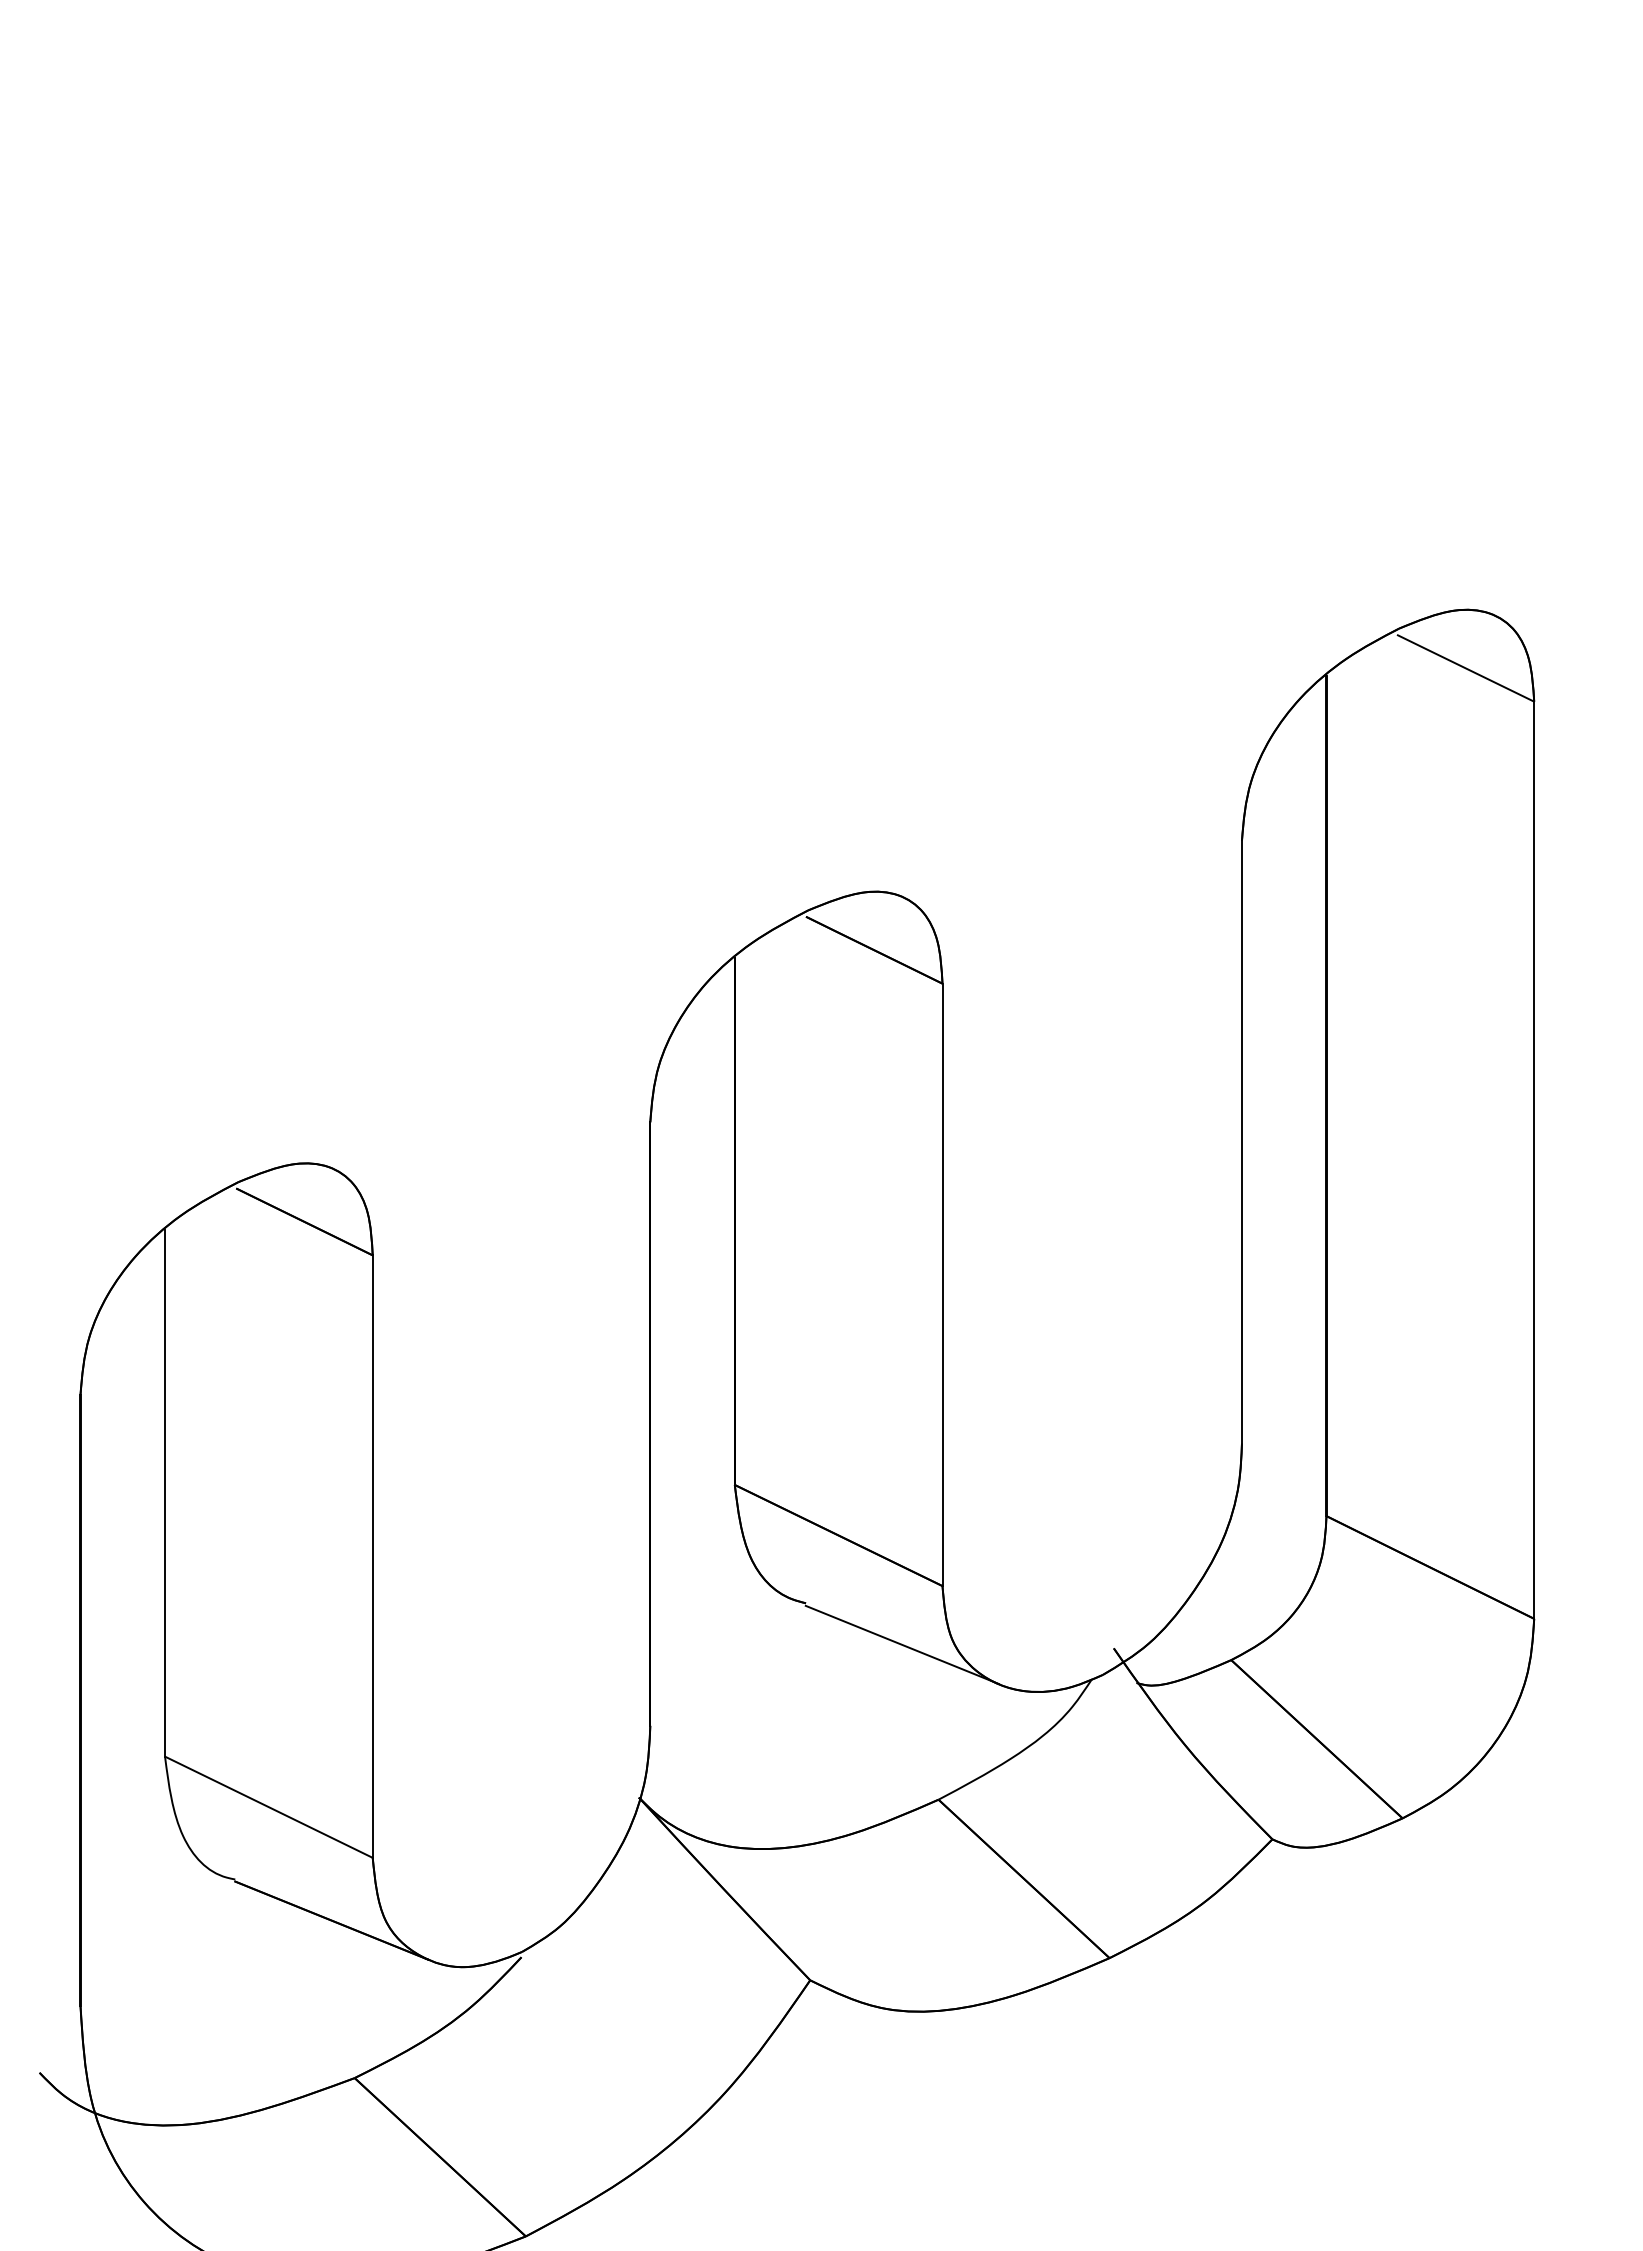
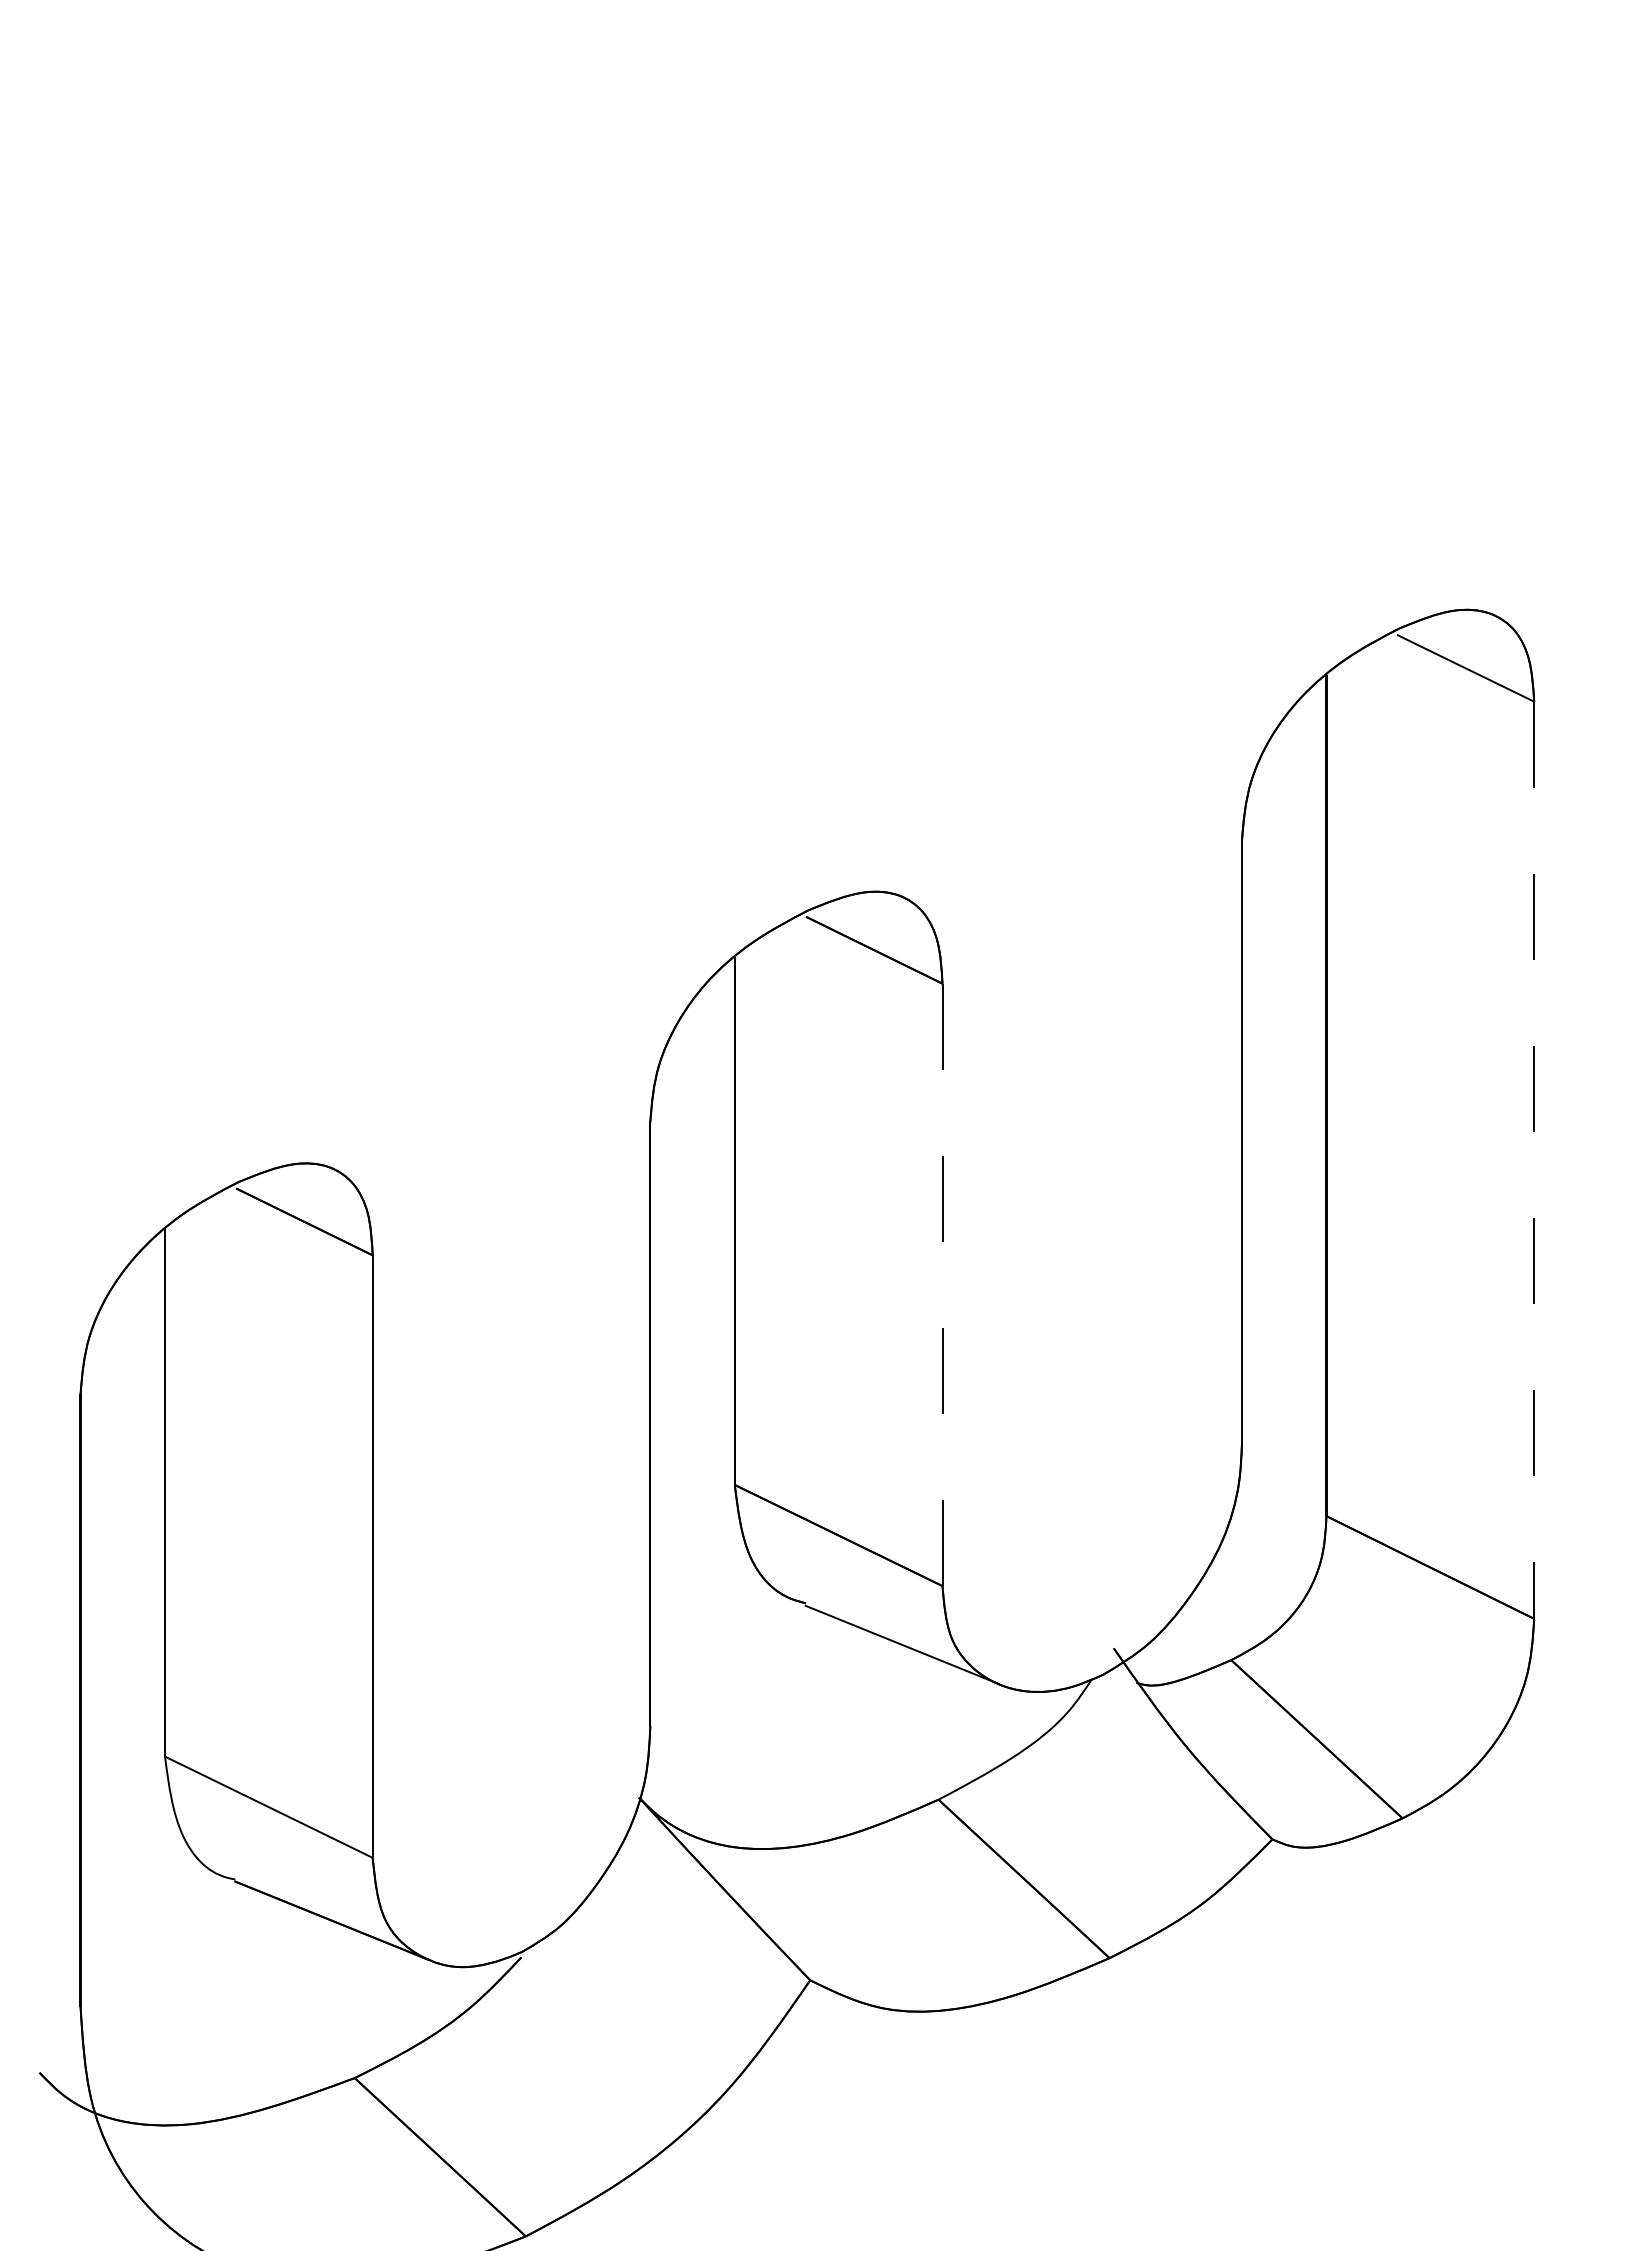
line: solid -> dashed (1534, 1160)
line: solid -> dashed (942, 1285)
